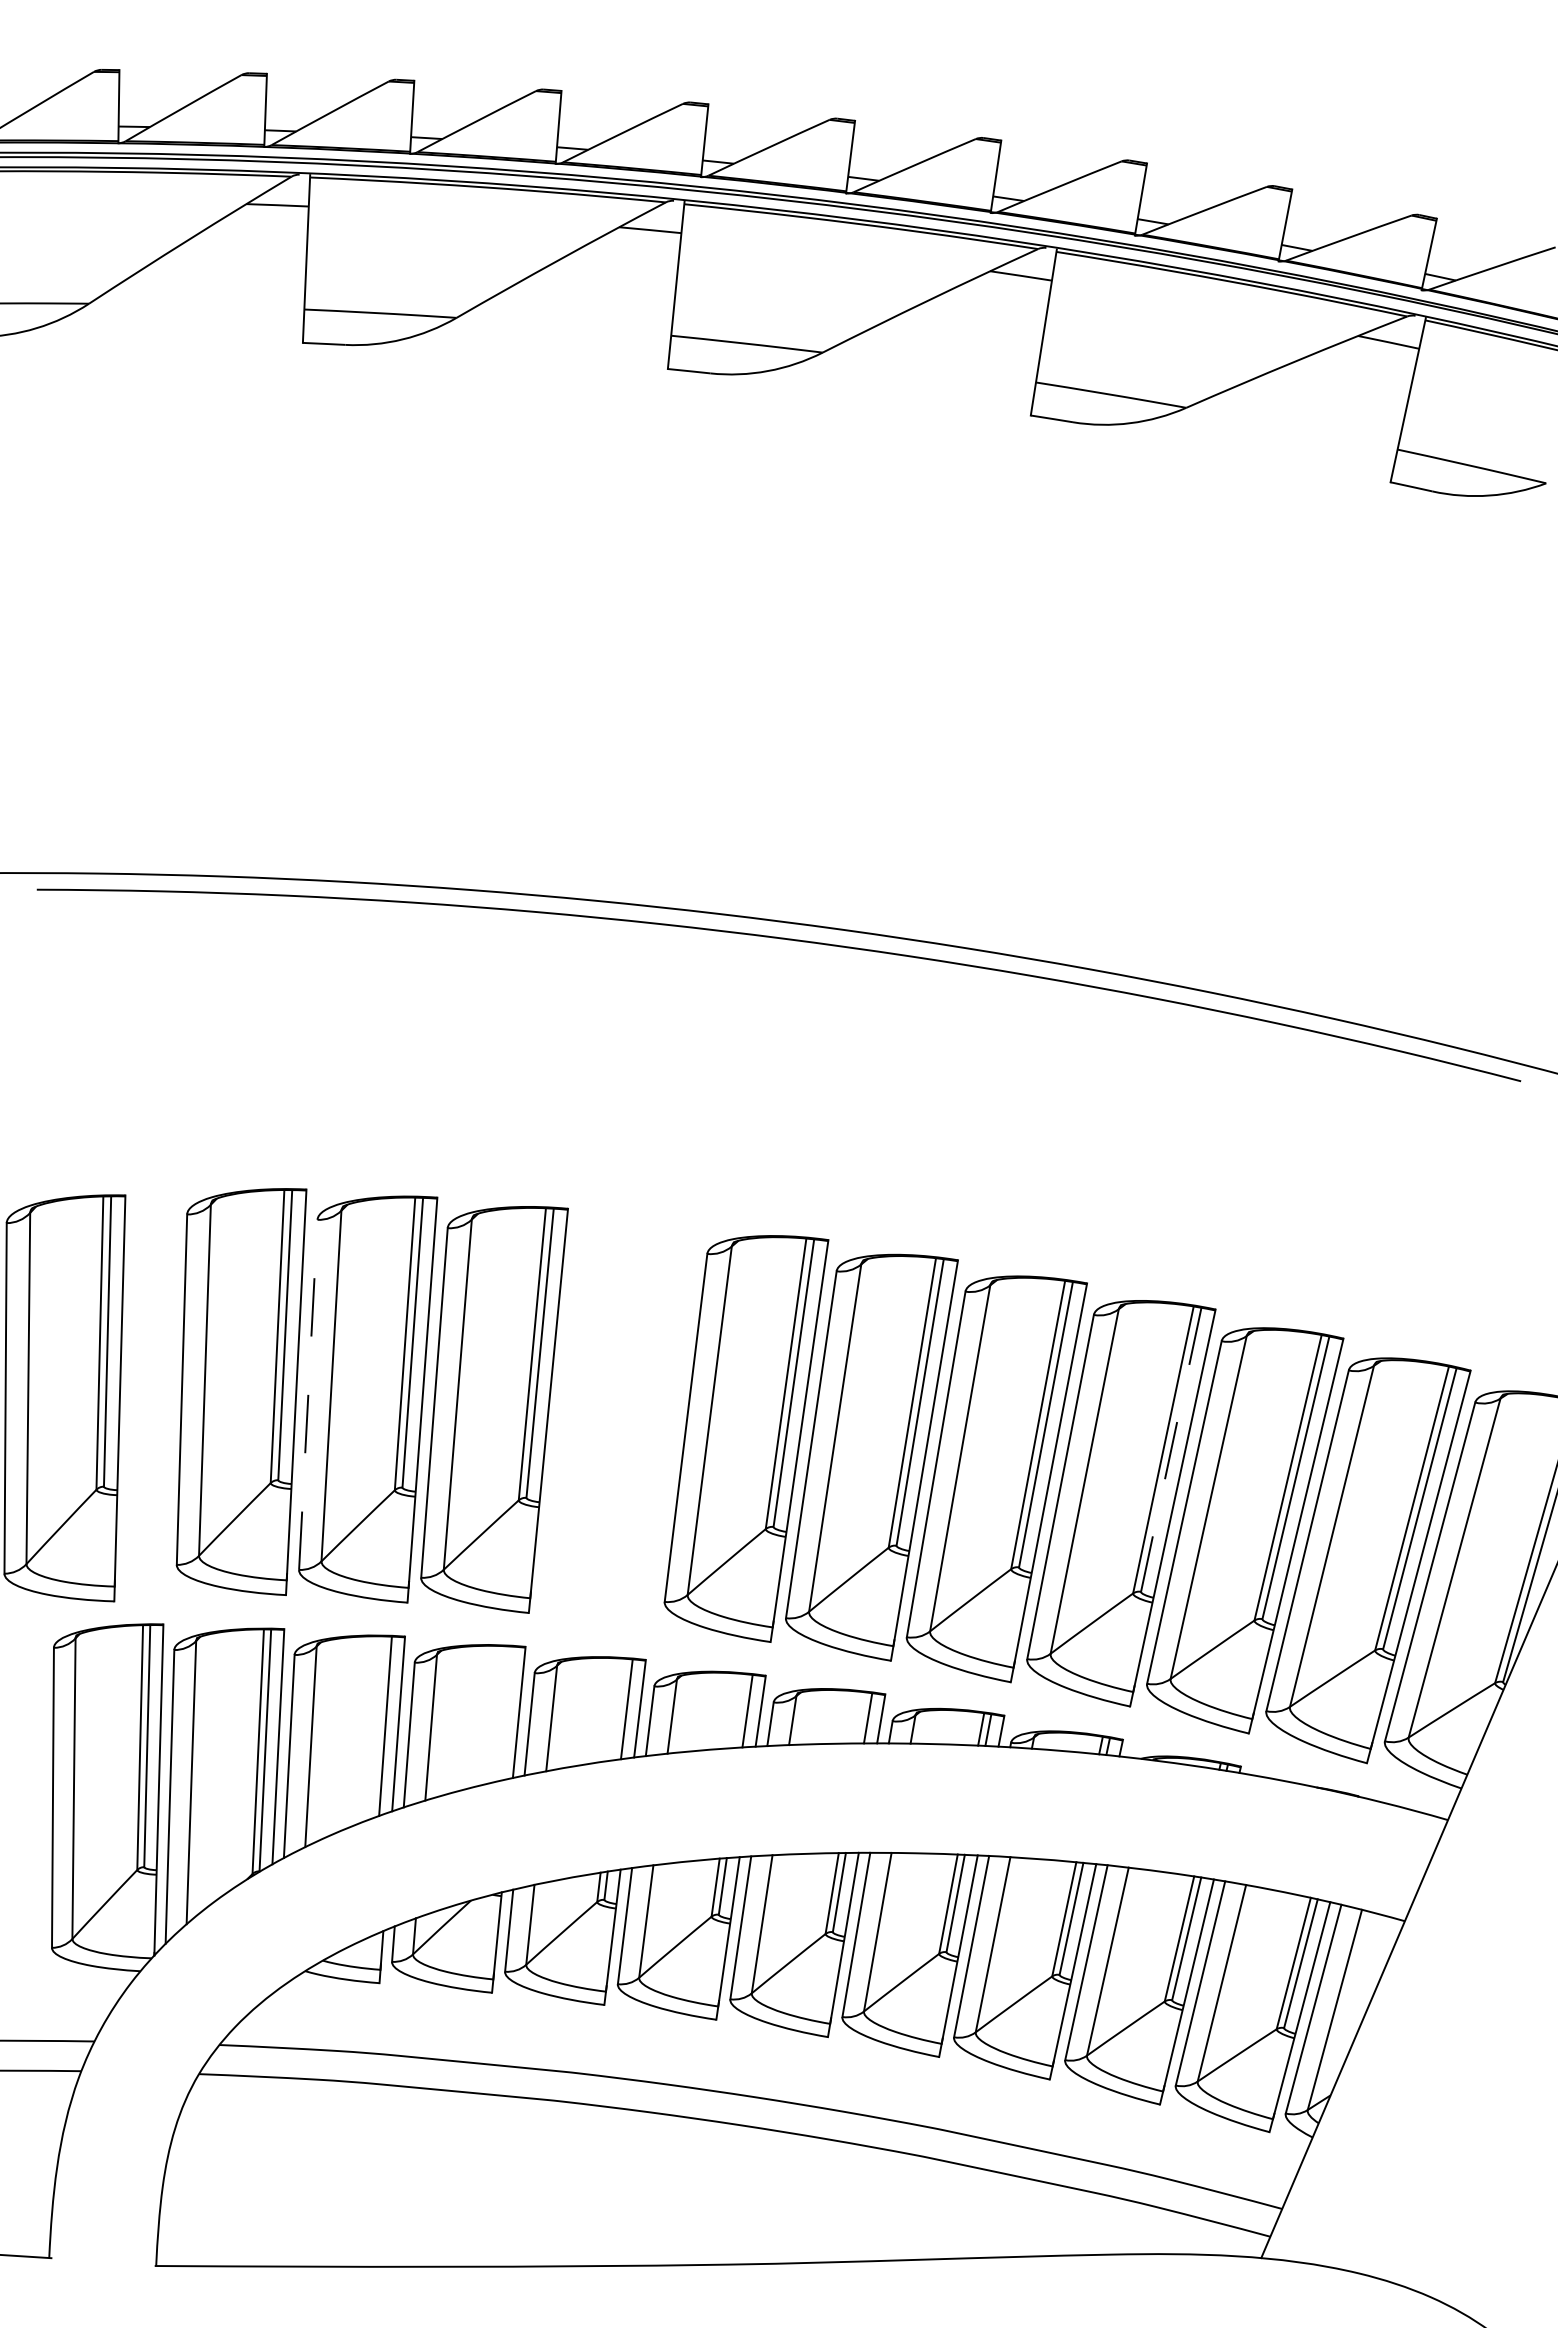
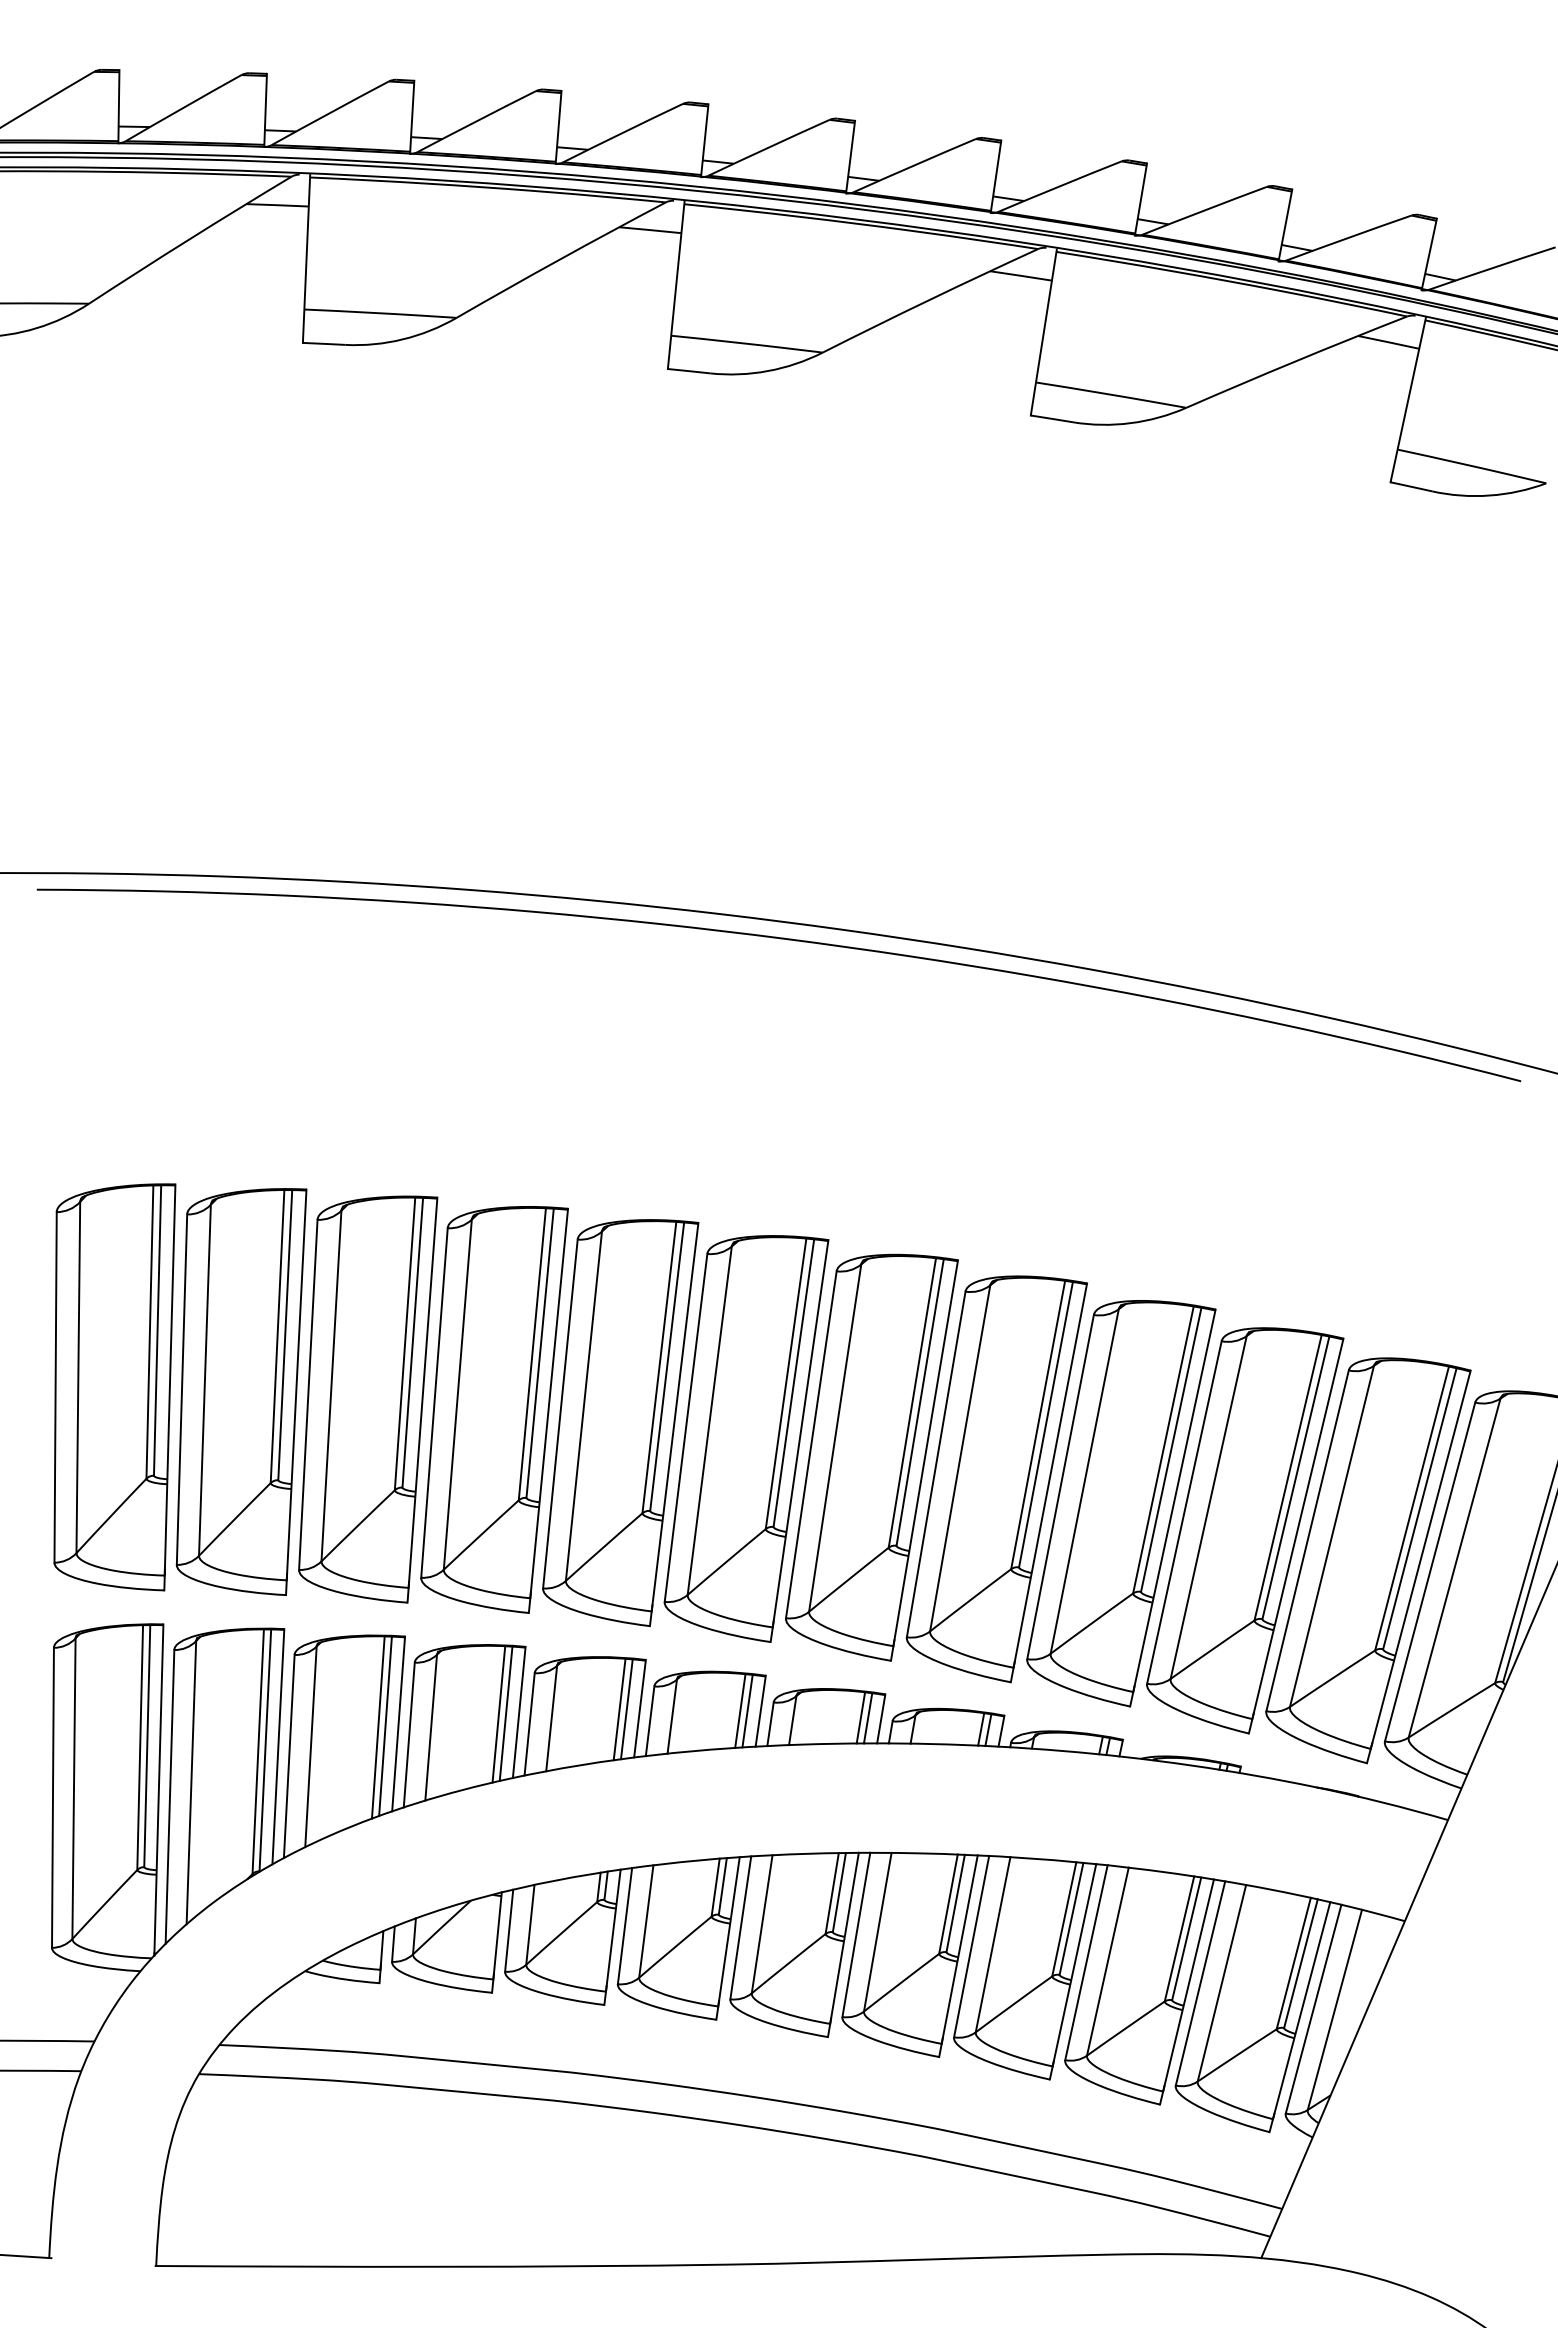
line: dashed -> solid (308, 1394)
part position: (64, 1398) -> (114, 1387) (114, 1387)
part: none -> present (620, 1423)
line: dashed -> solid (1171, 1450)
line: none -> present (619, 1709)
line: none -> present (740, 1710)
line: none -> present (505, 1713)
line: none -> present (498, 1714)
line: none -> present (860, 1717)
line: none -> present (377, 1727)
